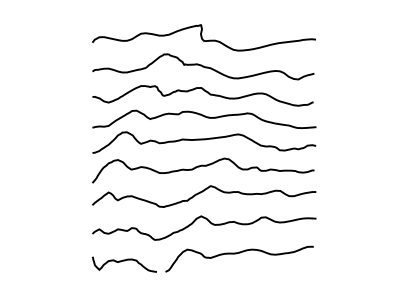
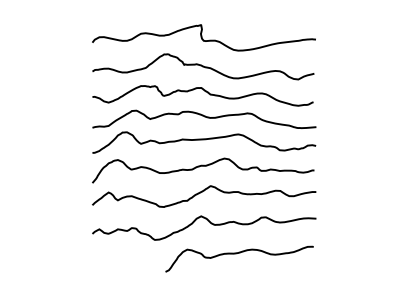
curve: present -> none (123, 261)
